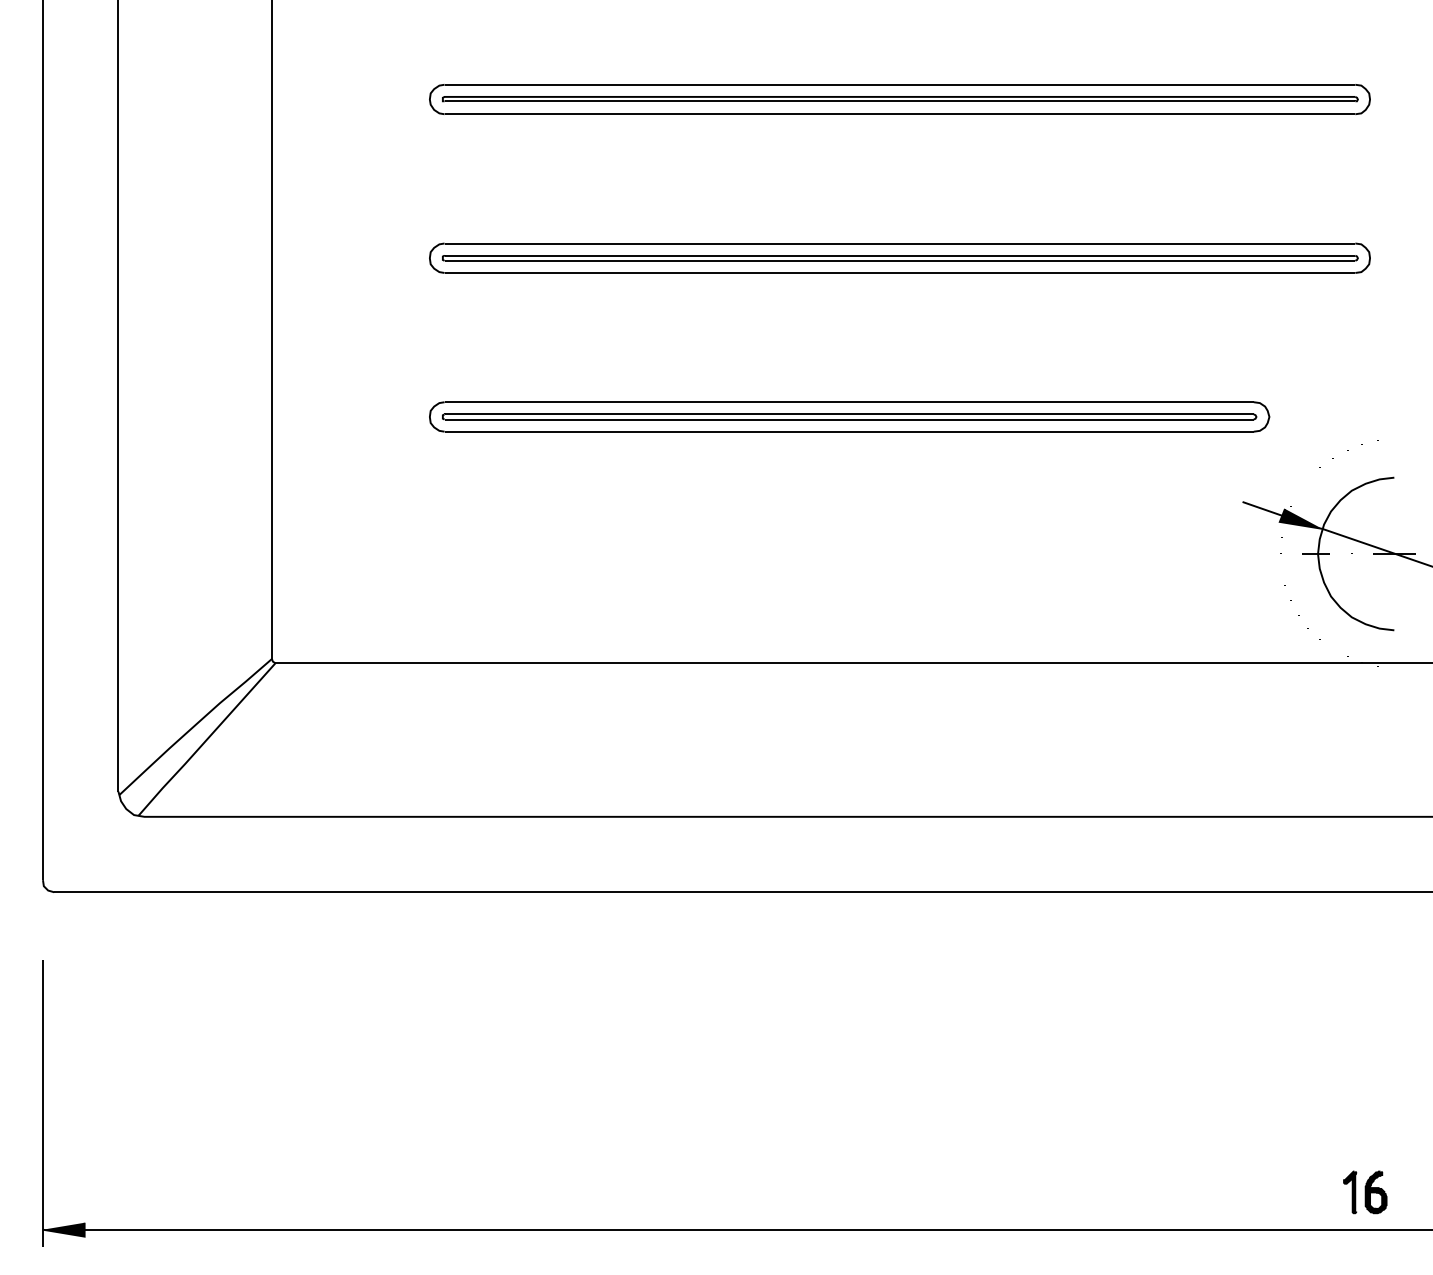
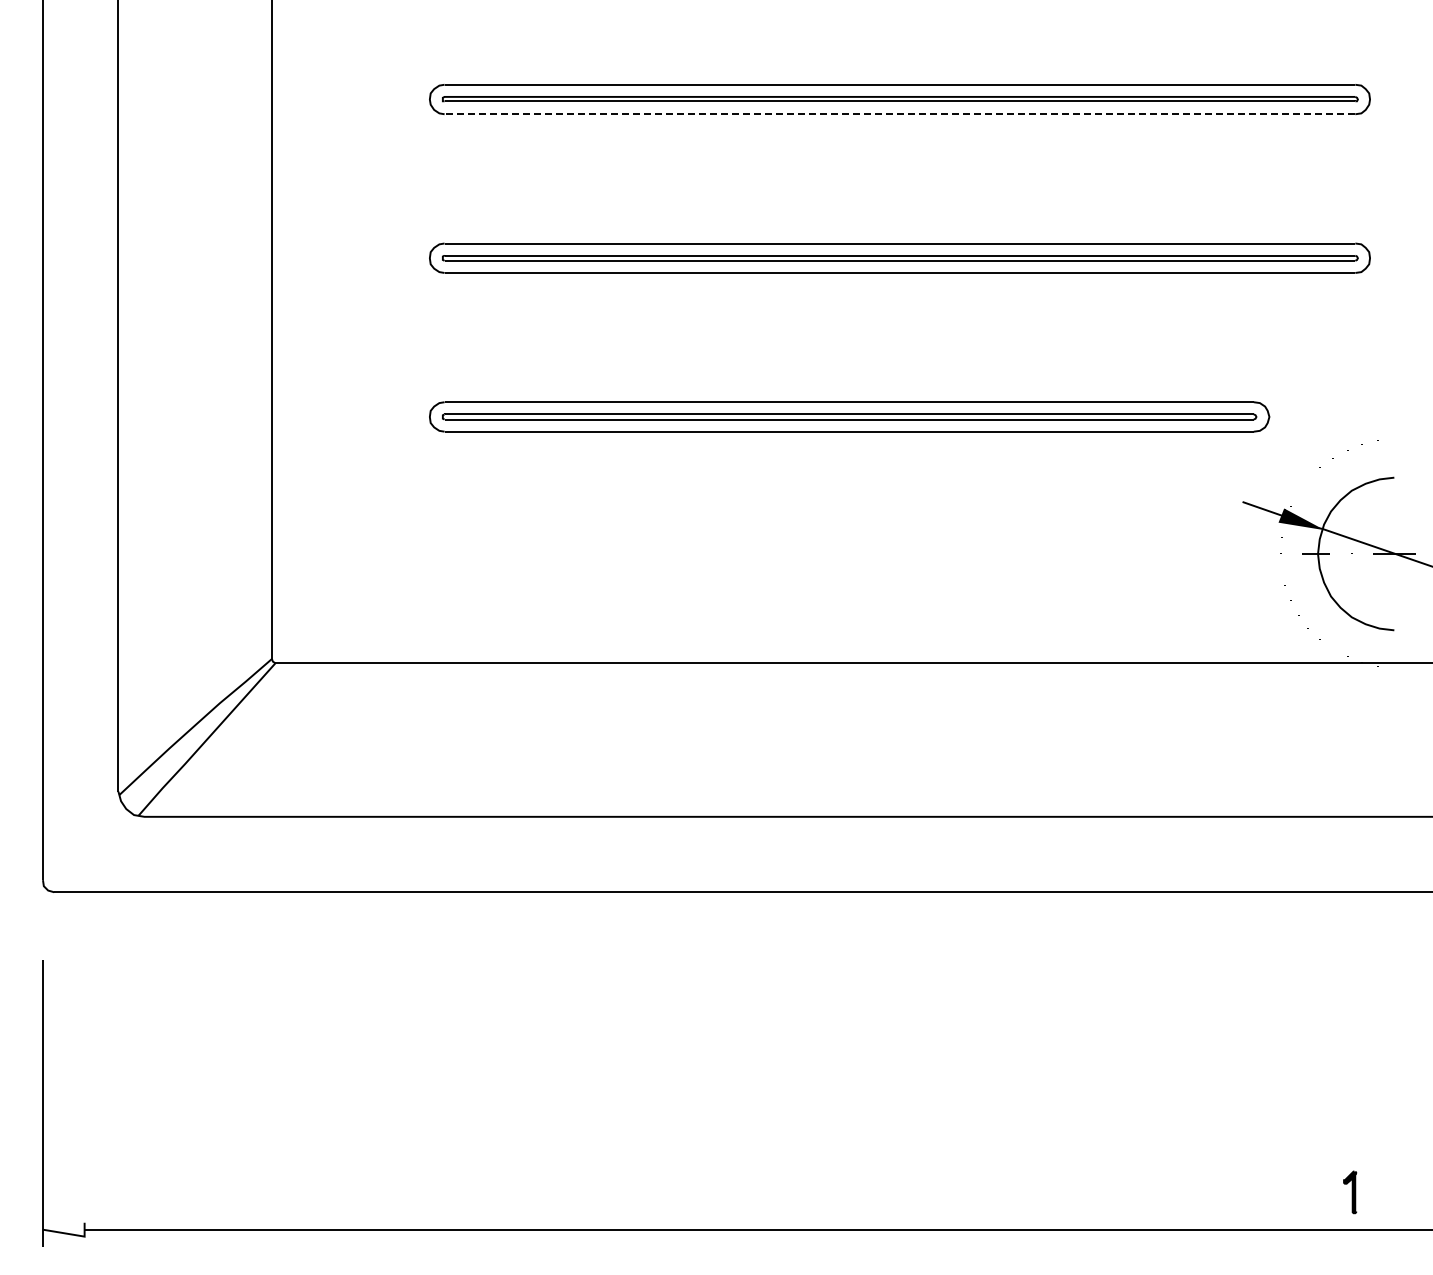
line: solid -> dashed (899, 114)
part: present -> none (1375, 1192)
fill: present -> none (63, 1229)
